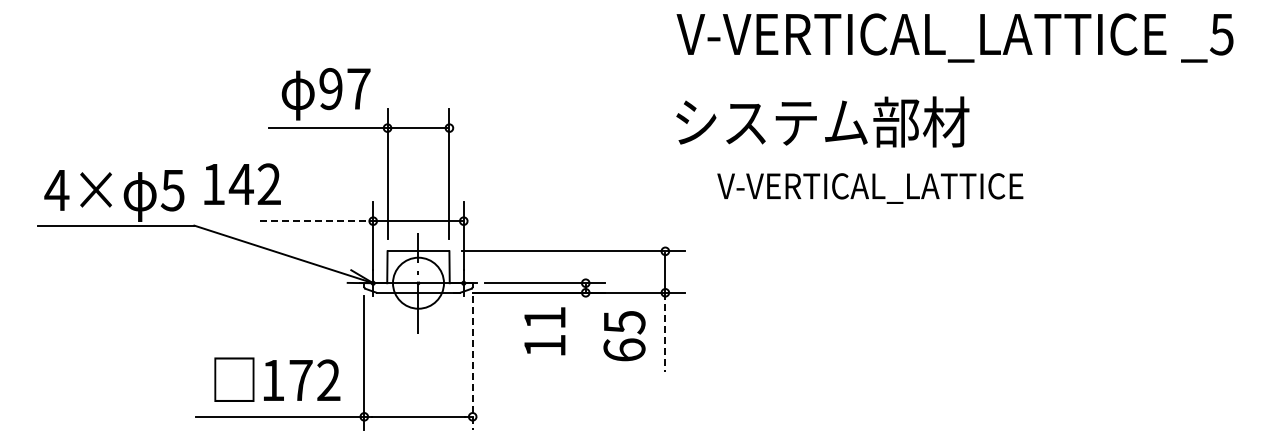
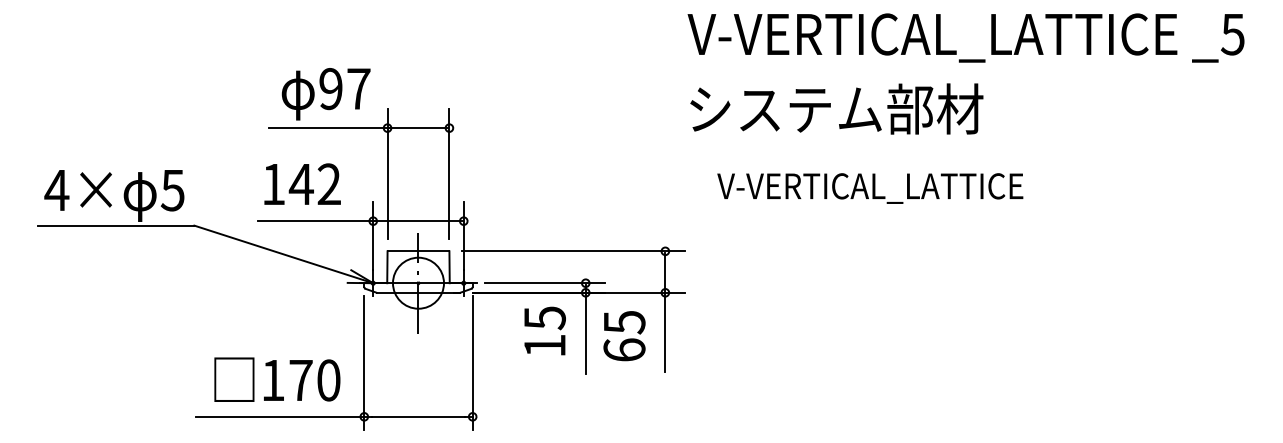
text position: (954, 37) -> (965, 37) (965, 37)
text position: (822, 121) -> (836, 108) (836, 108)
text position: (242, 183) -> (302, 183) (302, 183)
line: dashed -> solid (317, 221)
text: 11 -> 15 (544, 318)
line: dashed -> solid (665, 332)
line: none -> present (585, 334)
line: dashed -> solid (472, 362)
text: 172 -> 170 (328, 380)
